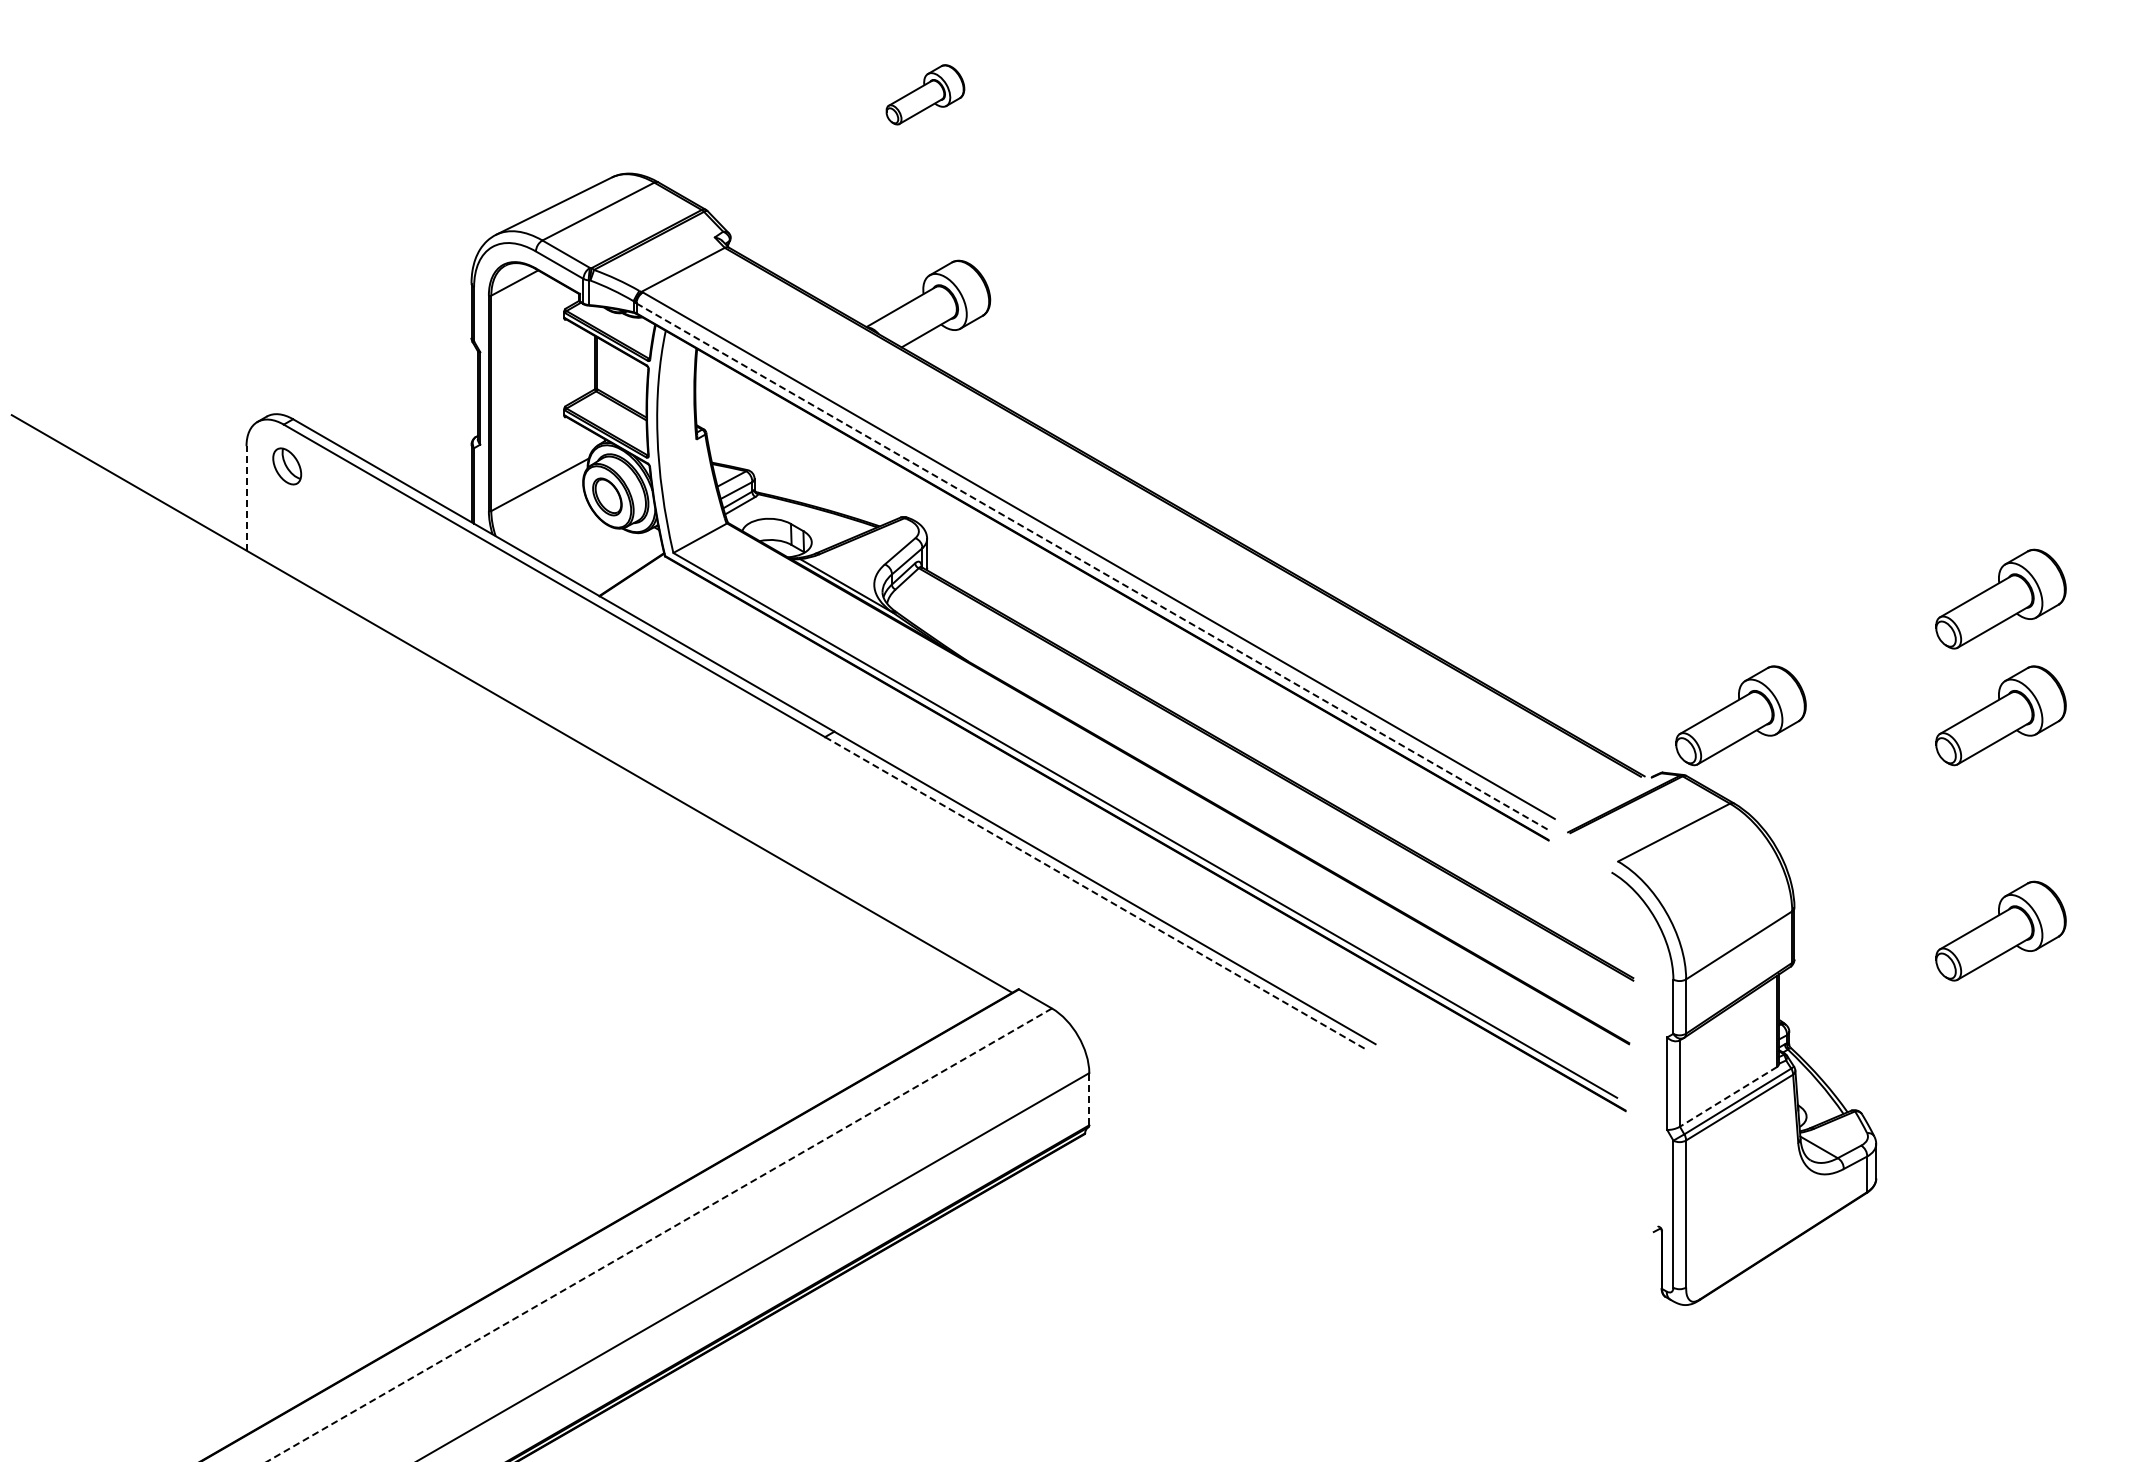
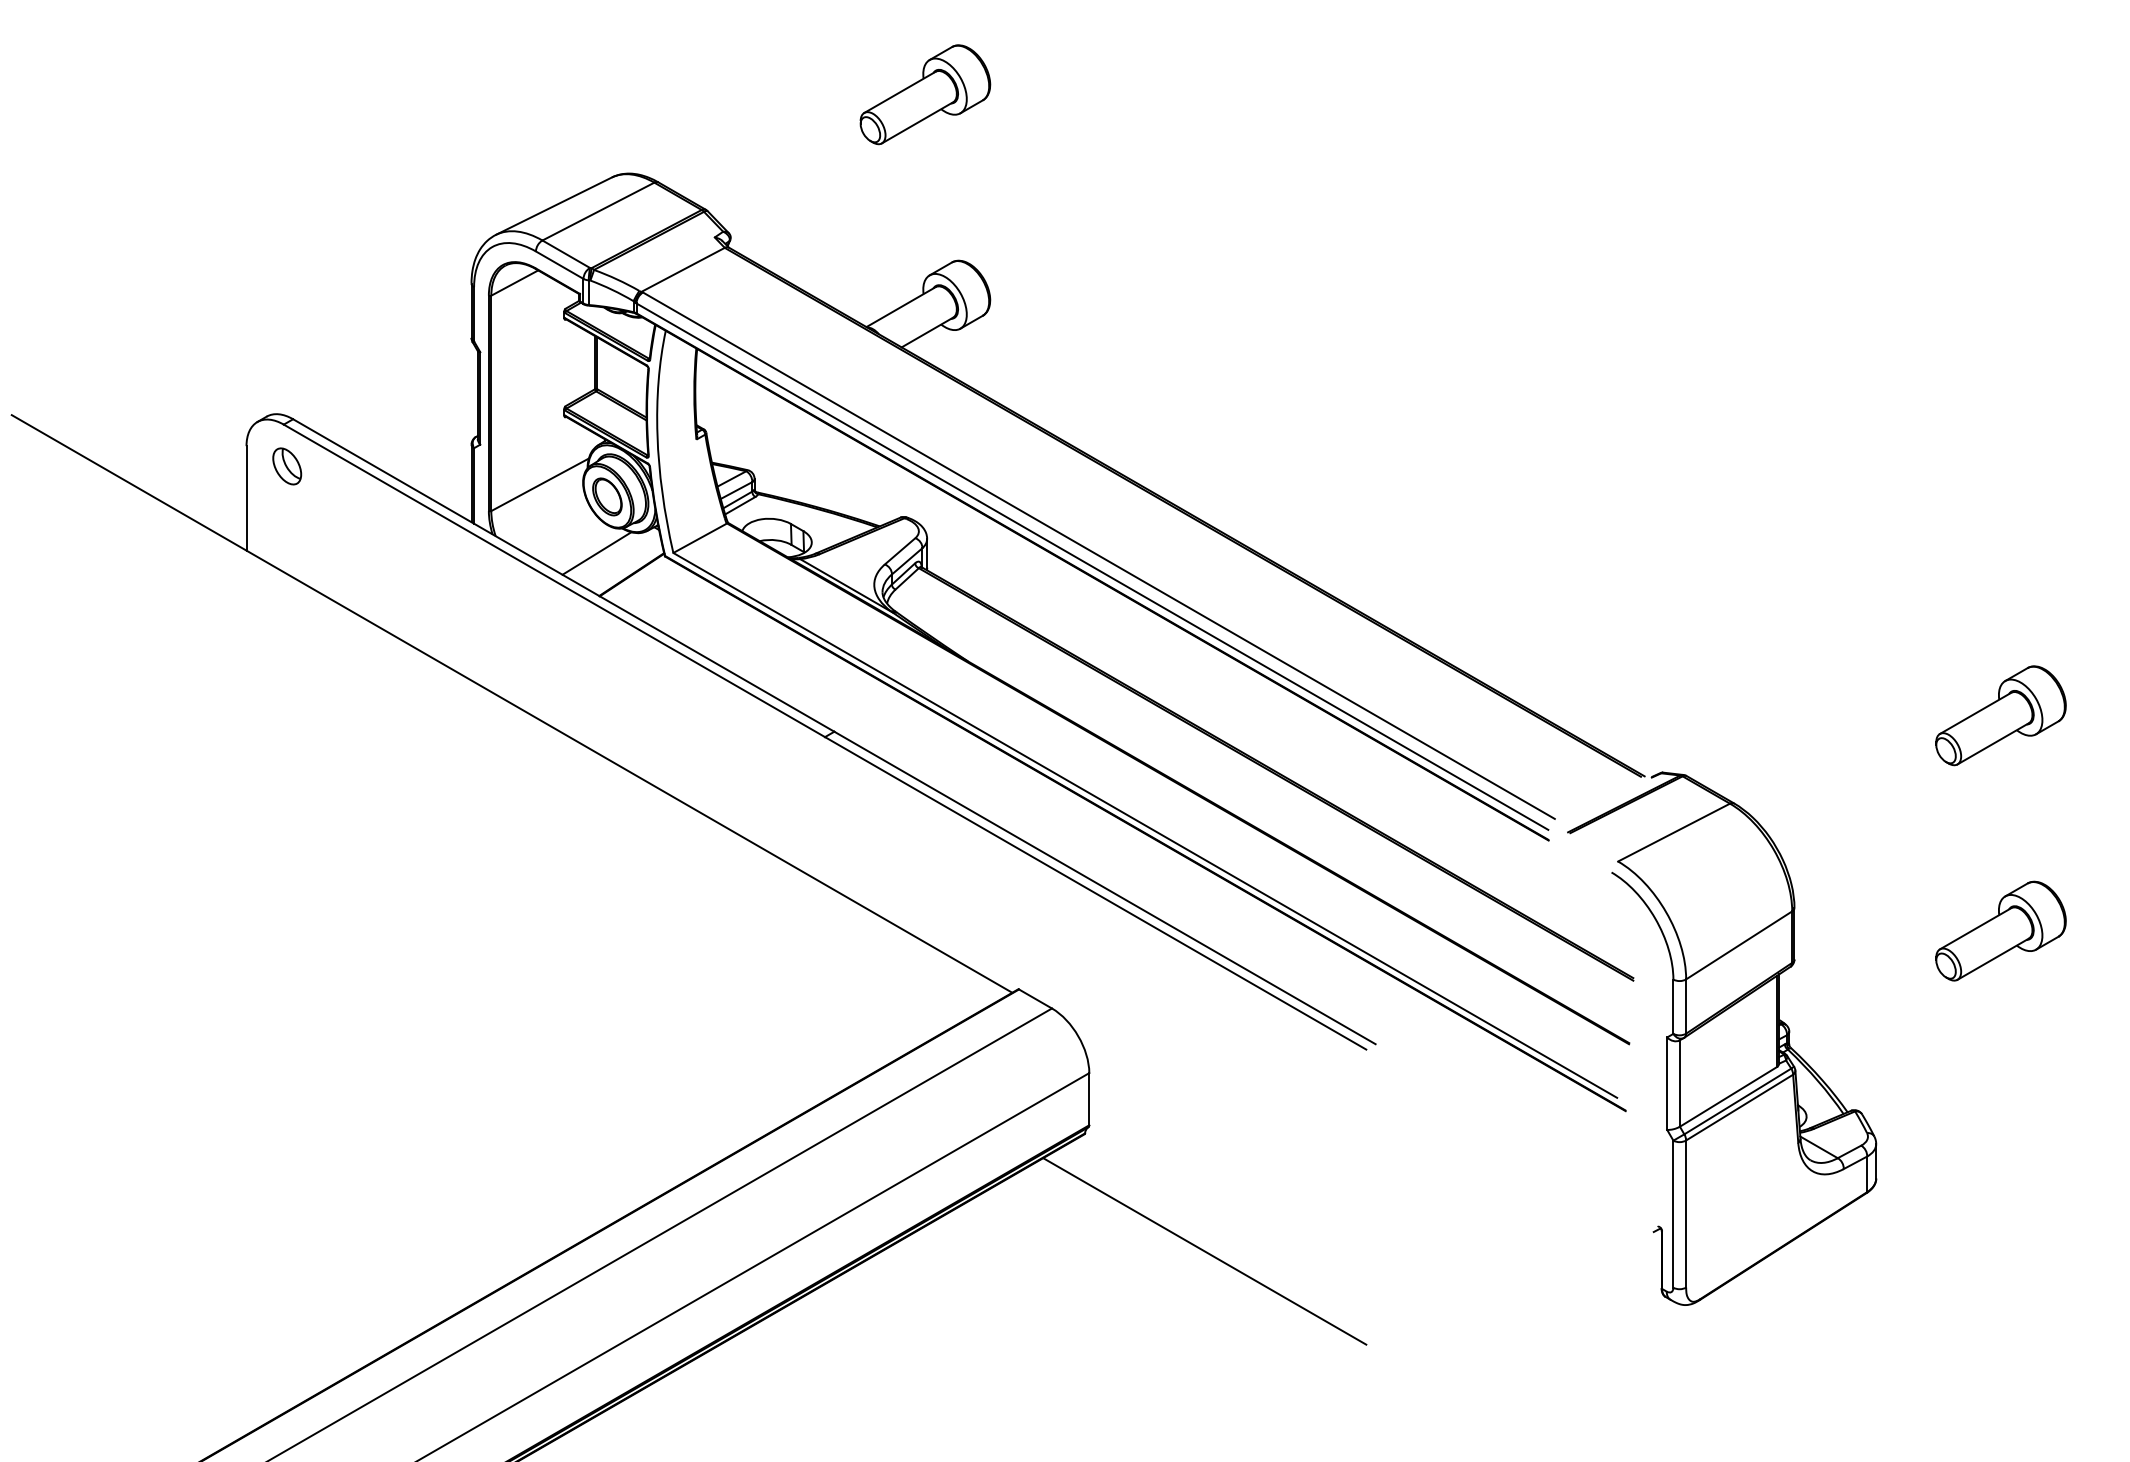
part size: 81x62 px -> 133x102 px (925, 94)
line: dashed -> solid (246, 497)
line: none -> present (596, 553)
line: dashed -> solid (1092, 566)
part: present -> none (2000, 598)
part: present -> none (1740, 715)
line: dashed -> solid (1096, 893)
line: dashed -> solid (1728, 1097)
line: dashed -> solid (1089, 1098)
line: dashed -> solid (658, 1235)
line: none -> present (1204, 1251)
